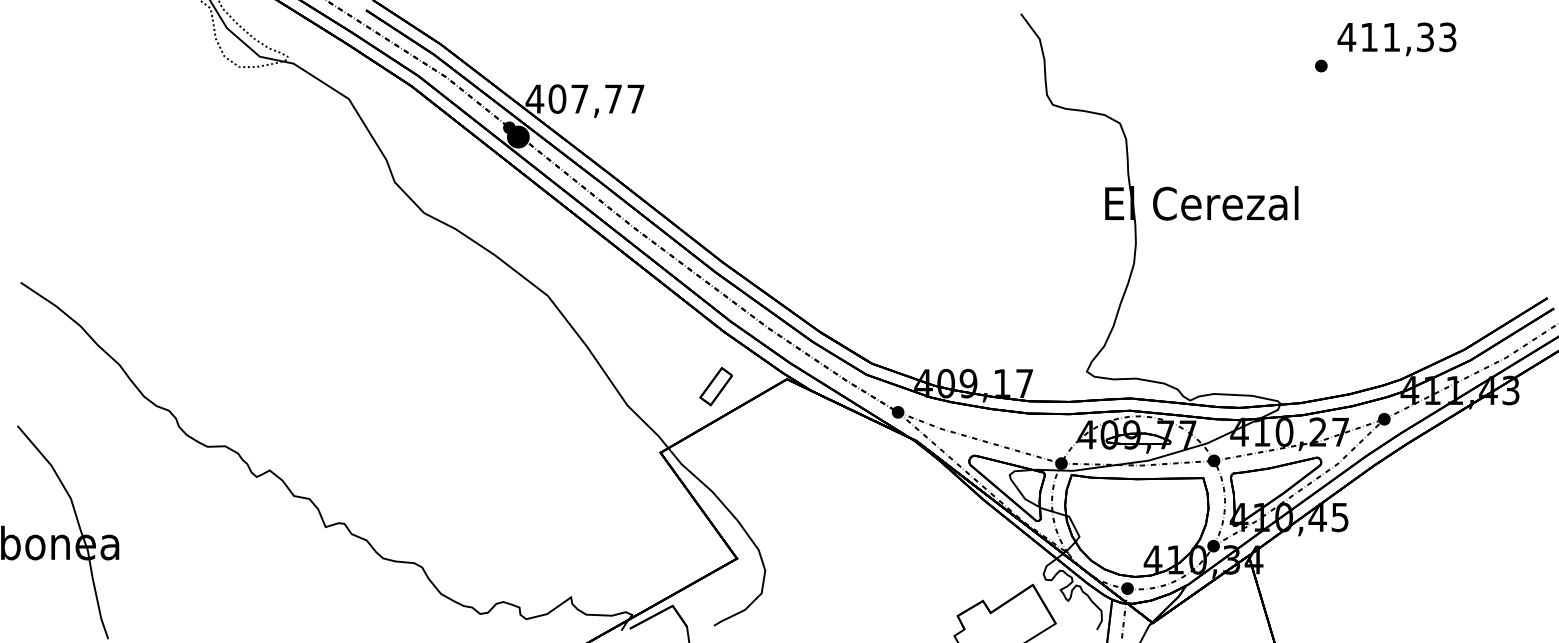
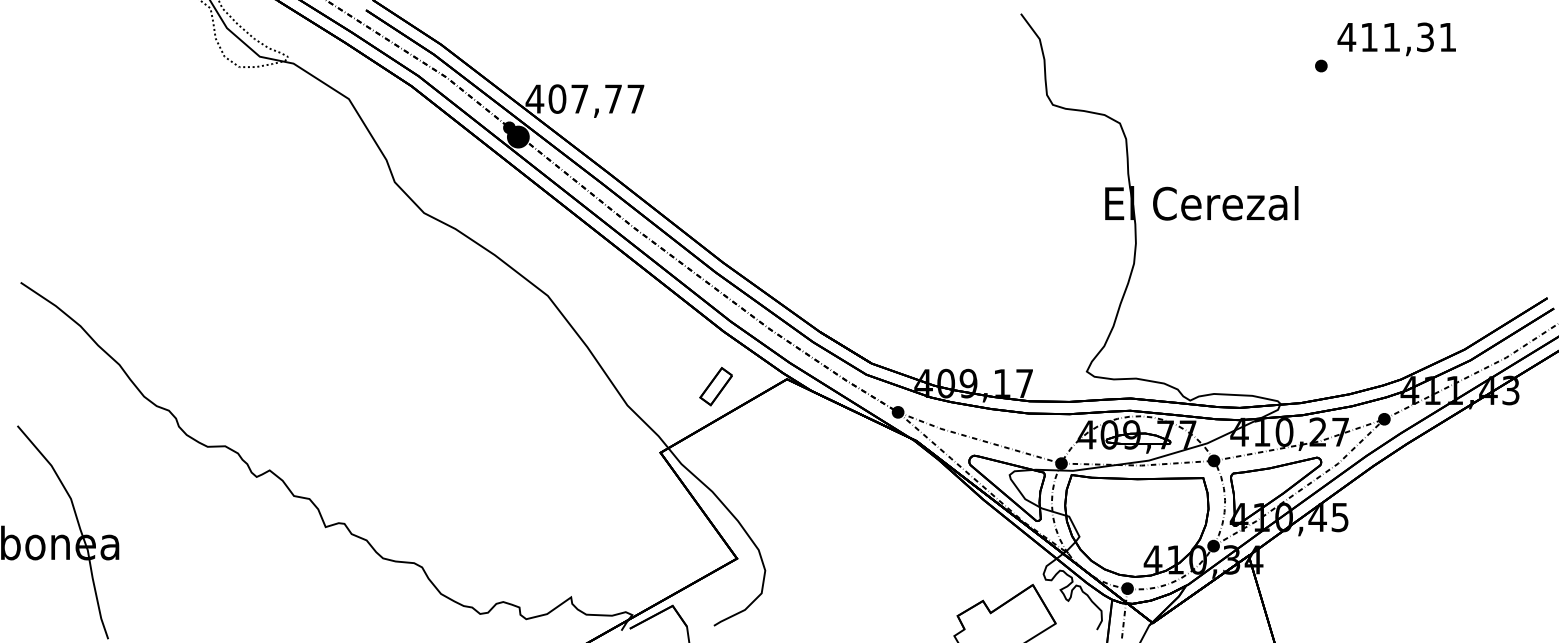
text: 411,33 -> 411,31 (1447, 37)
